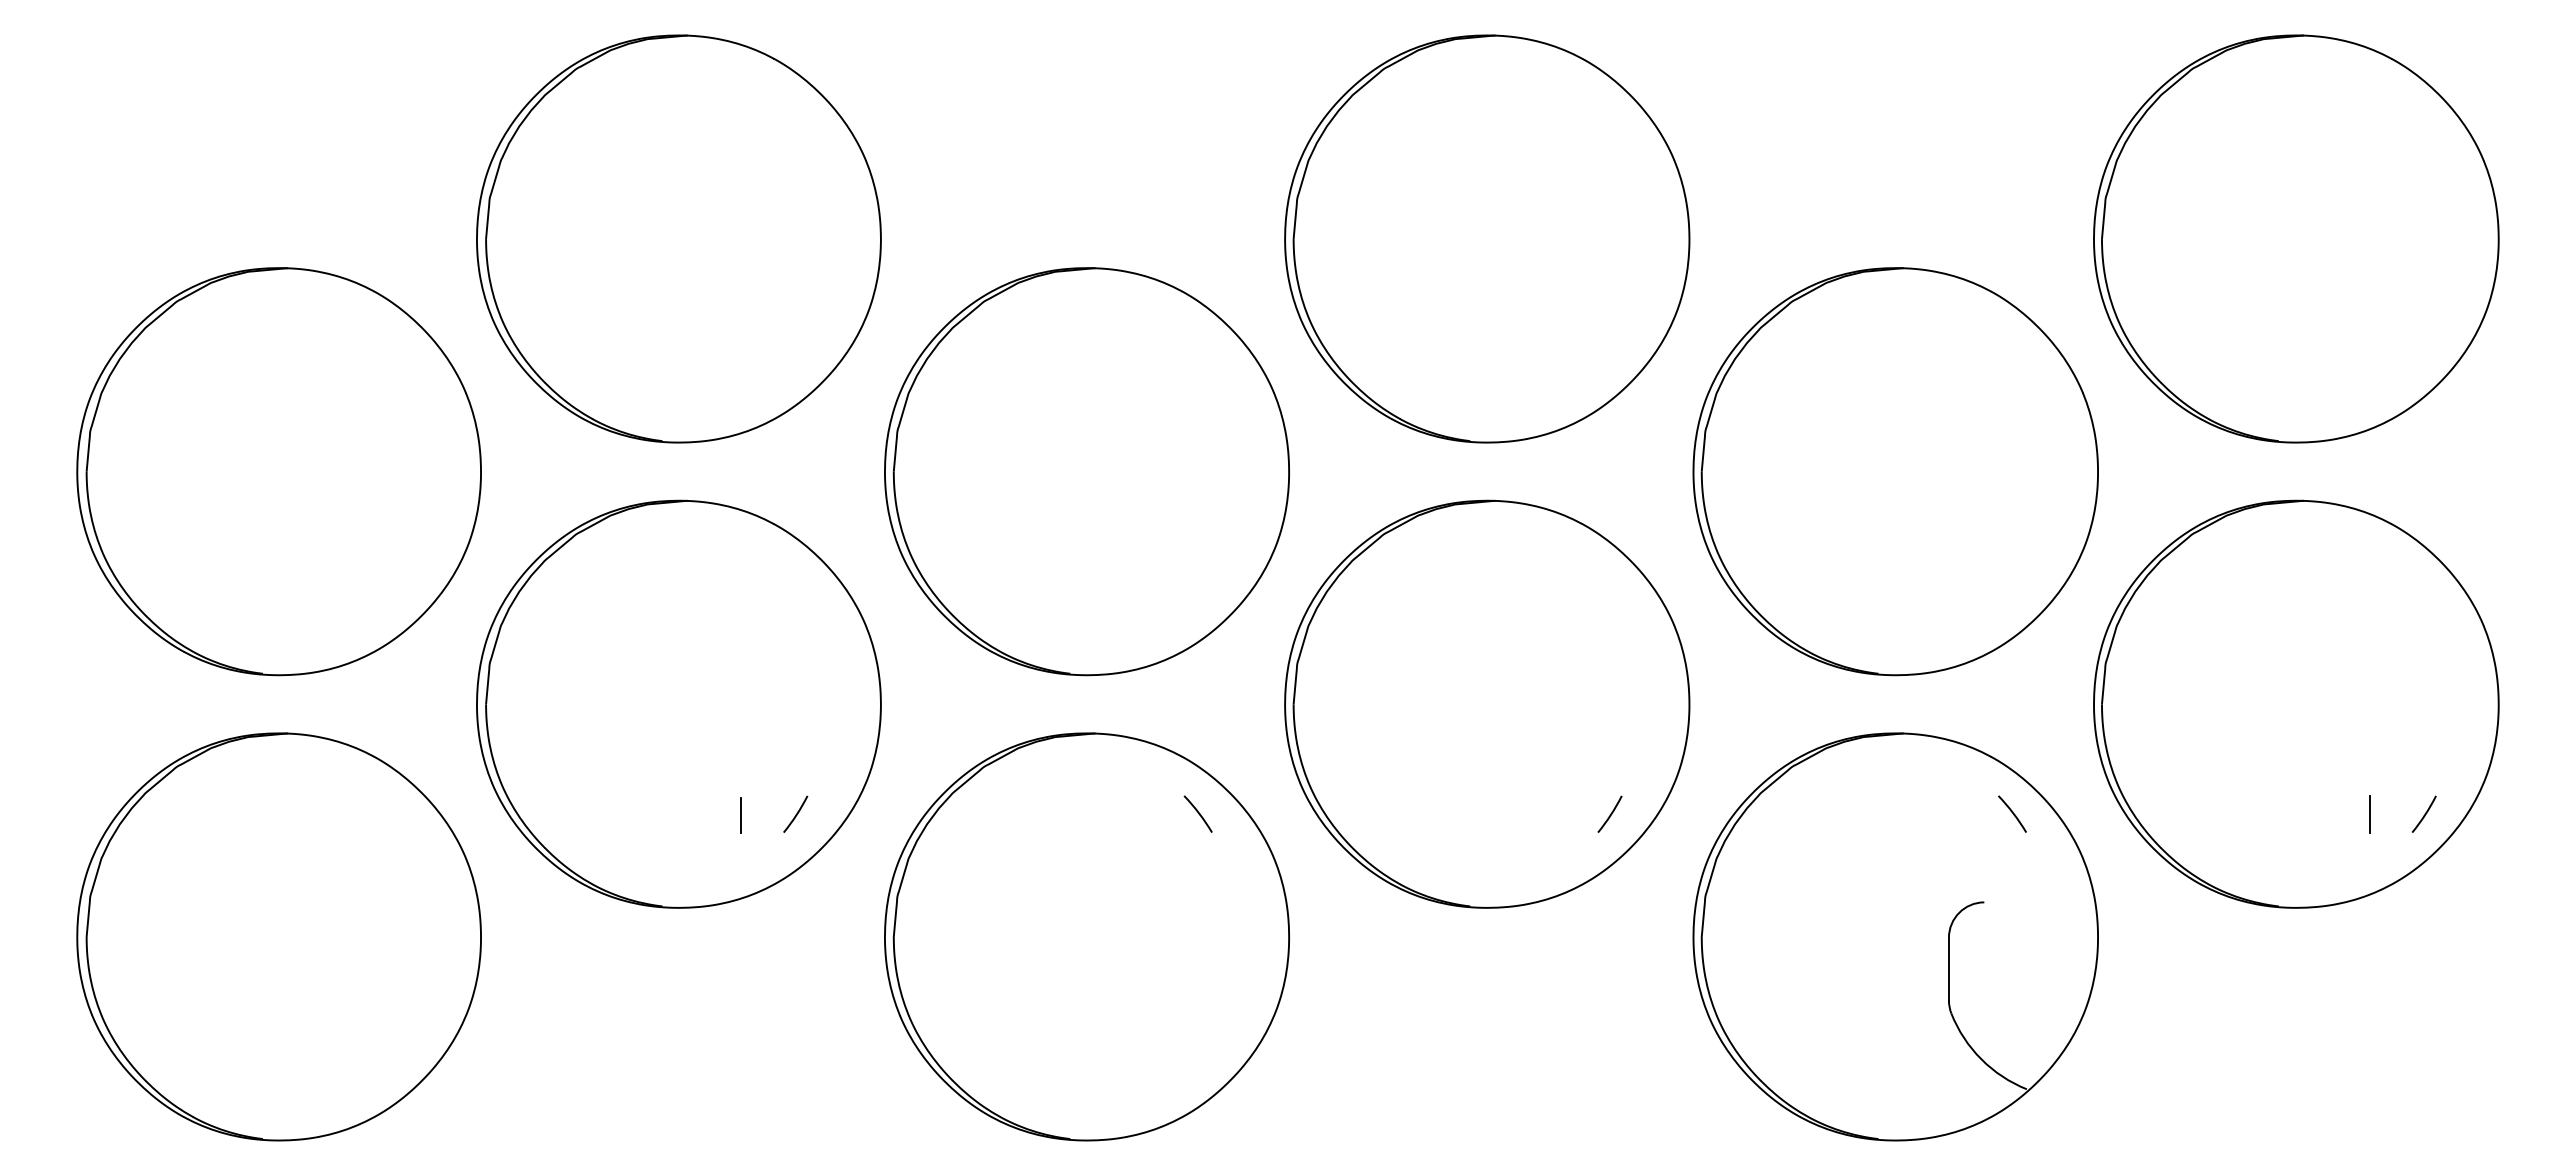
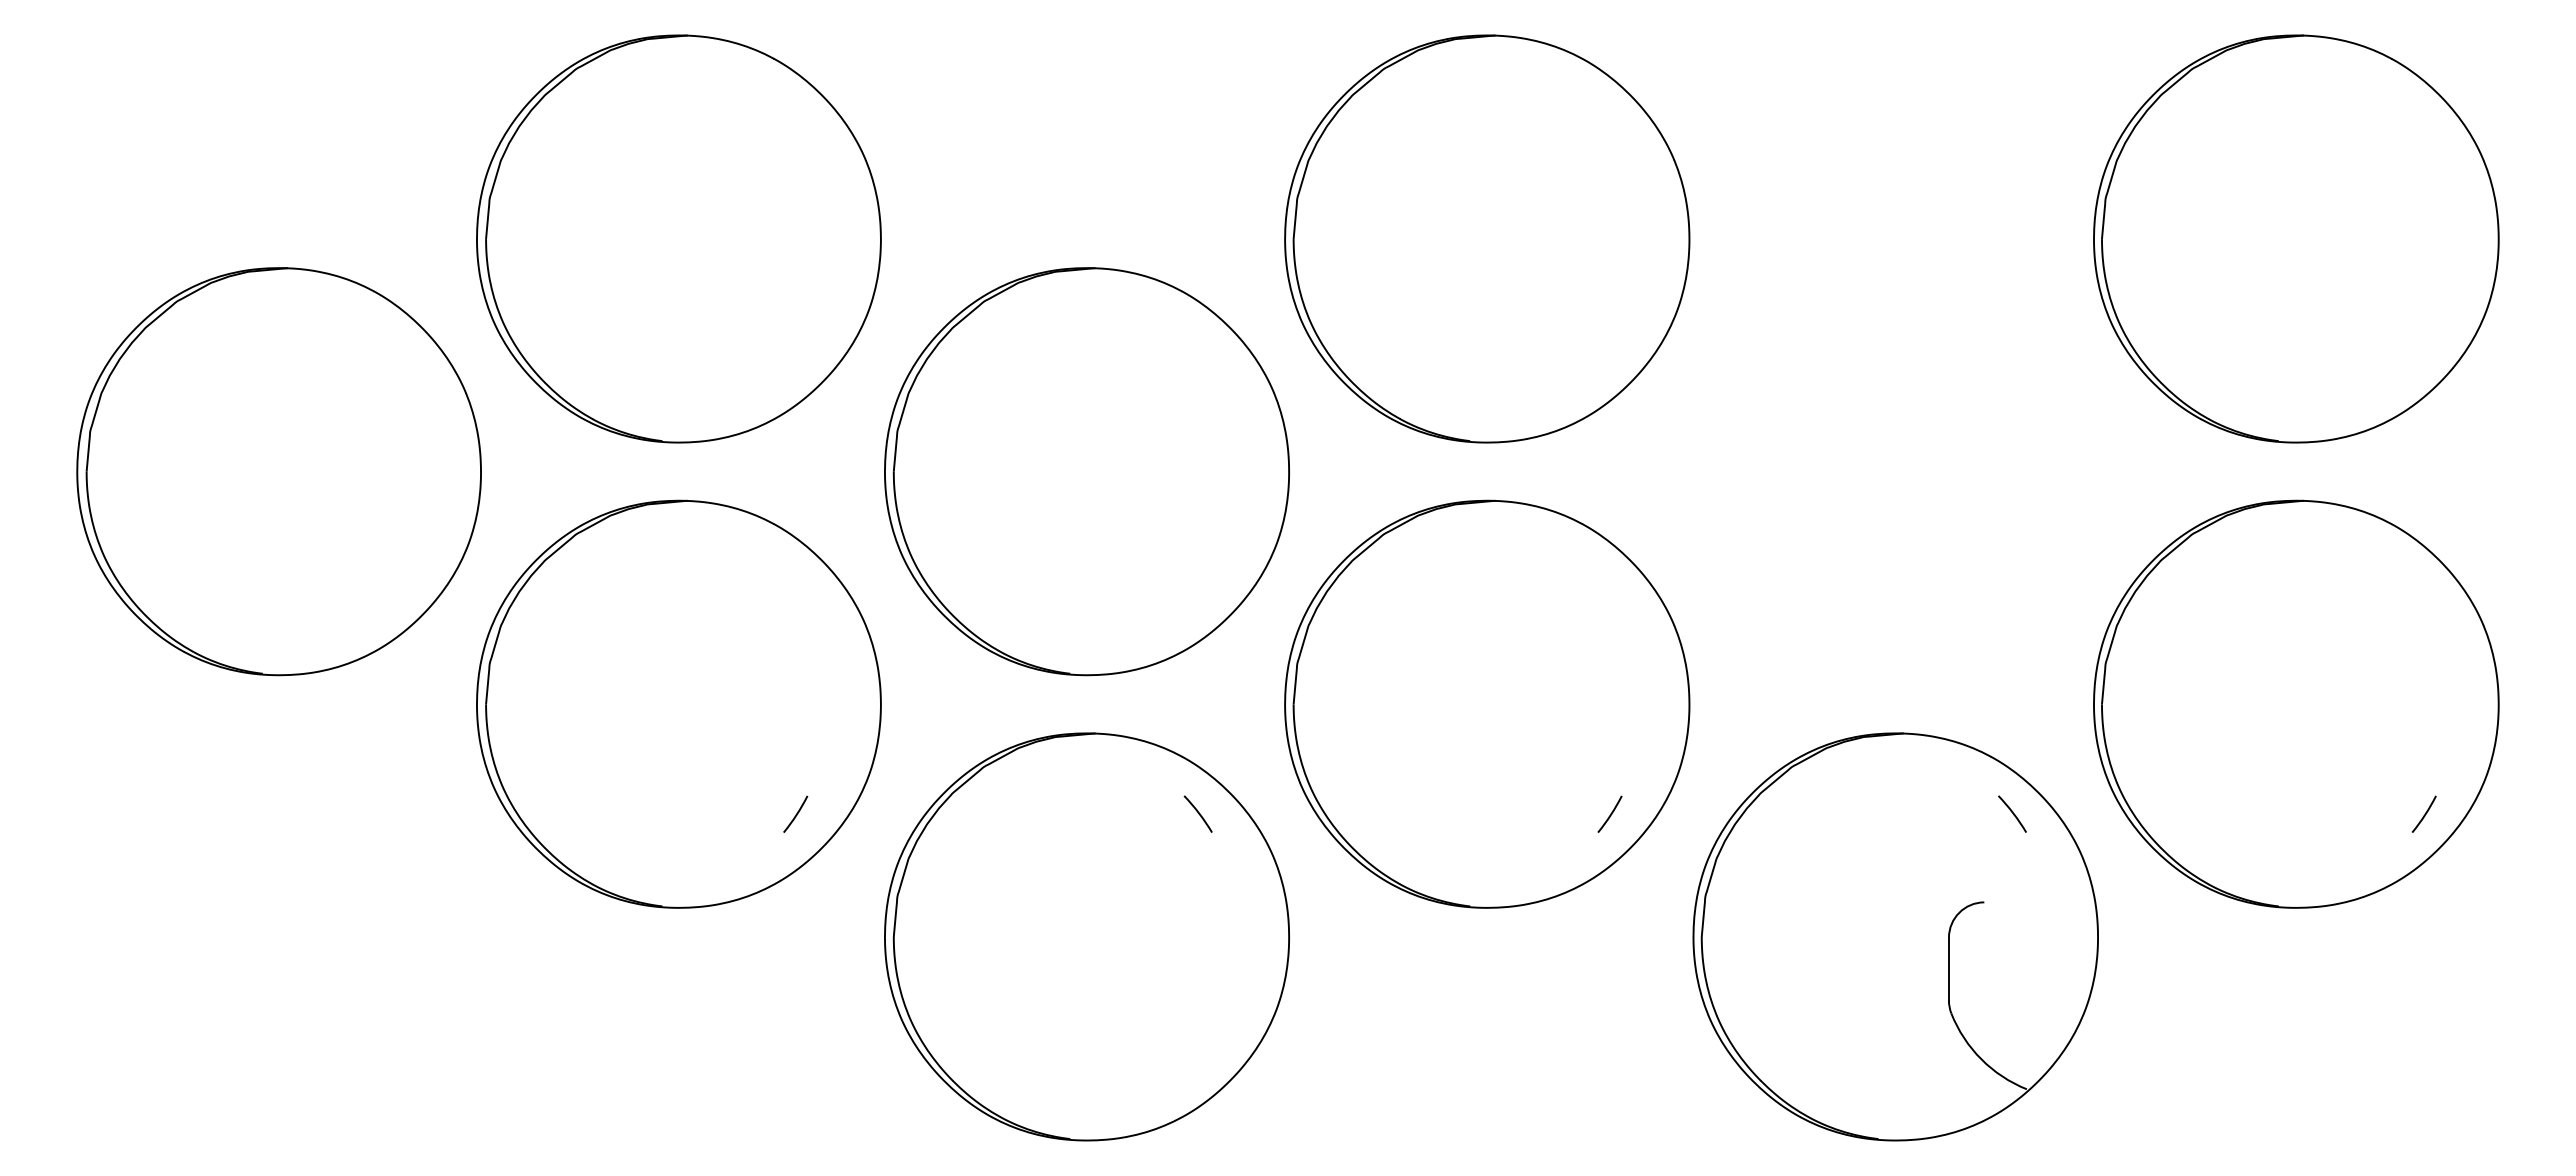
part: present -> none (1895, 471)
line: present -> none (2369, 813)
line: present -> none (741, 815)
part: present -> none (278, 936)
